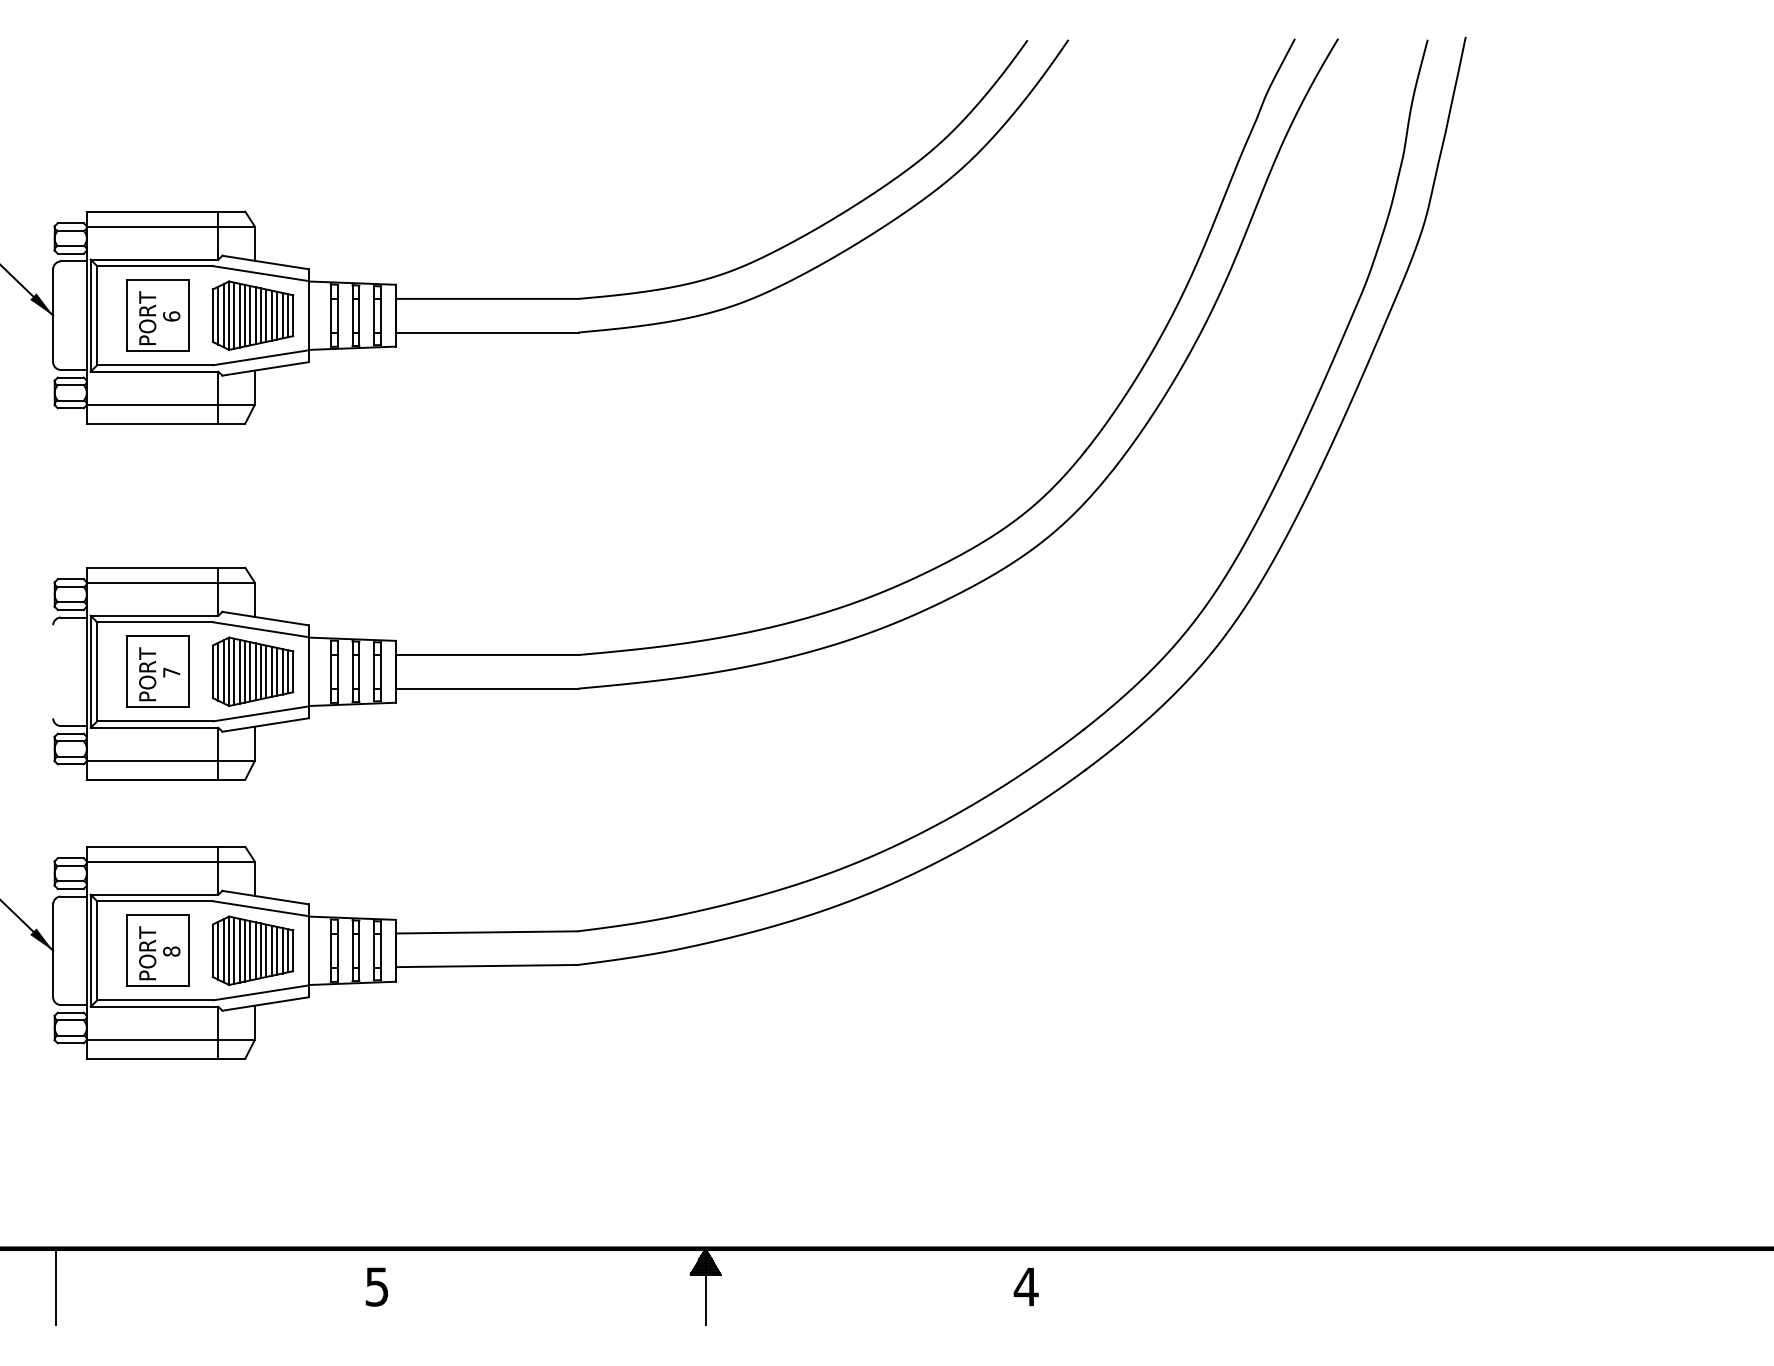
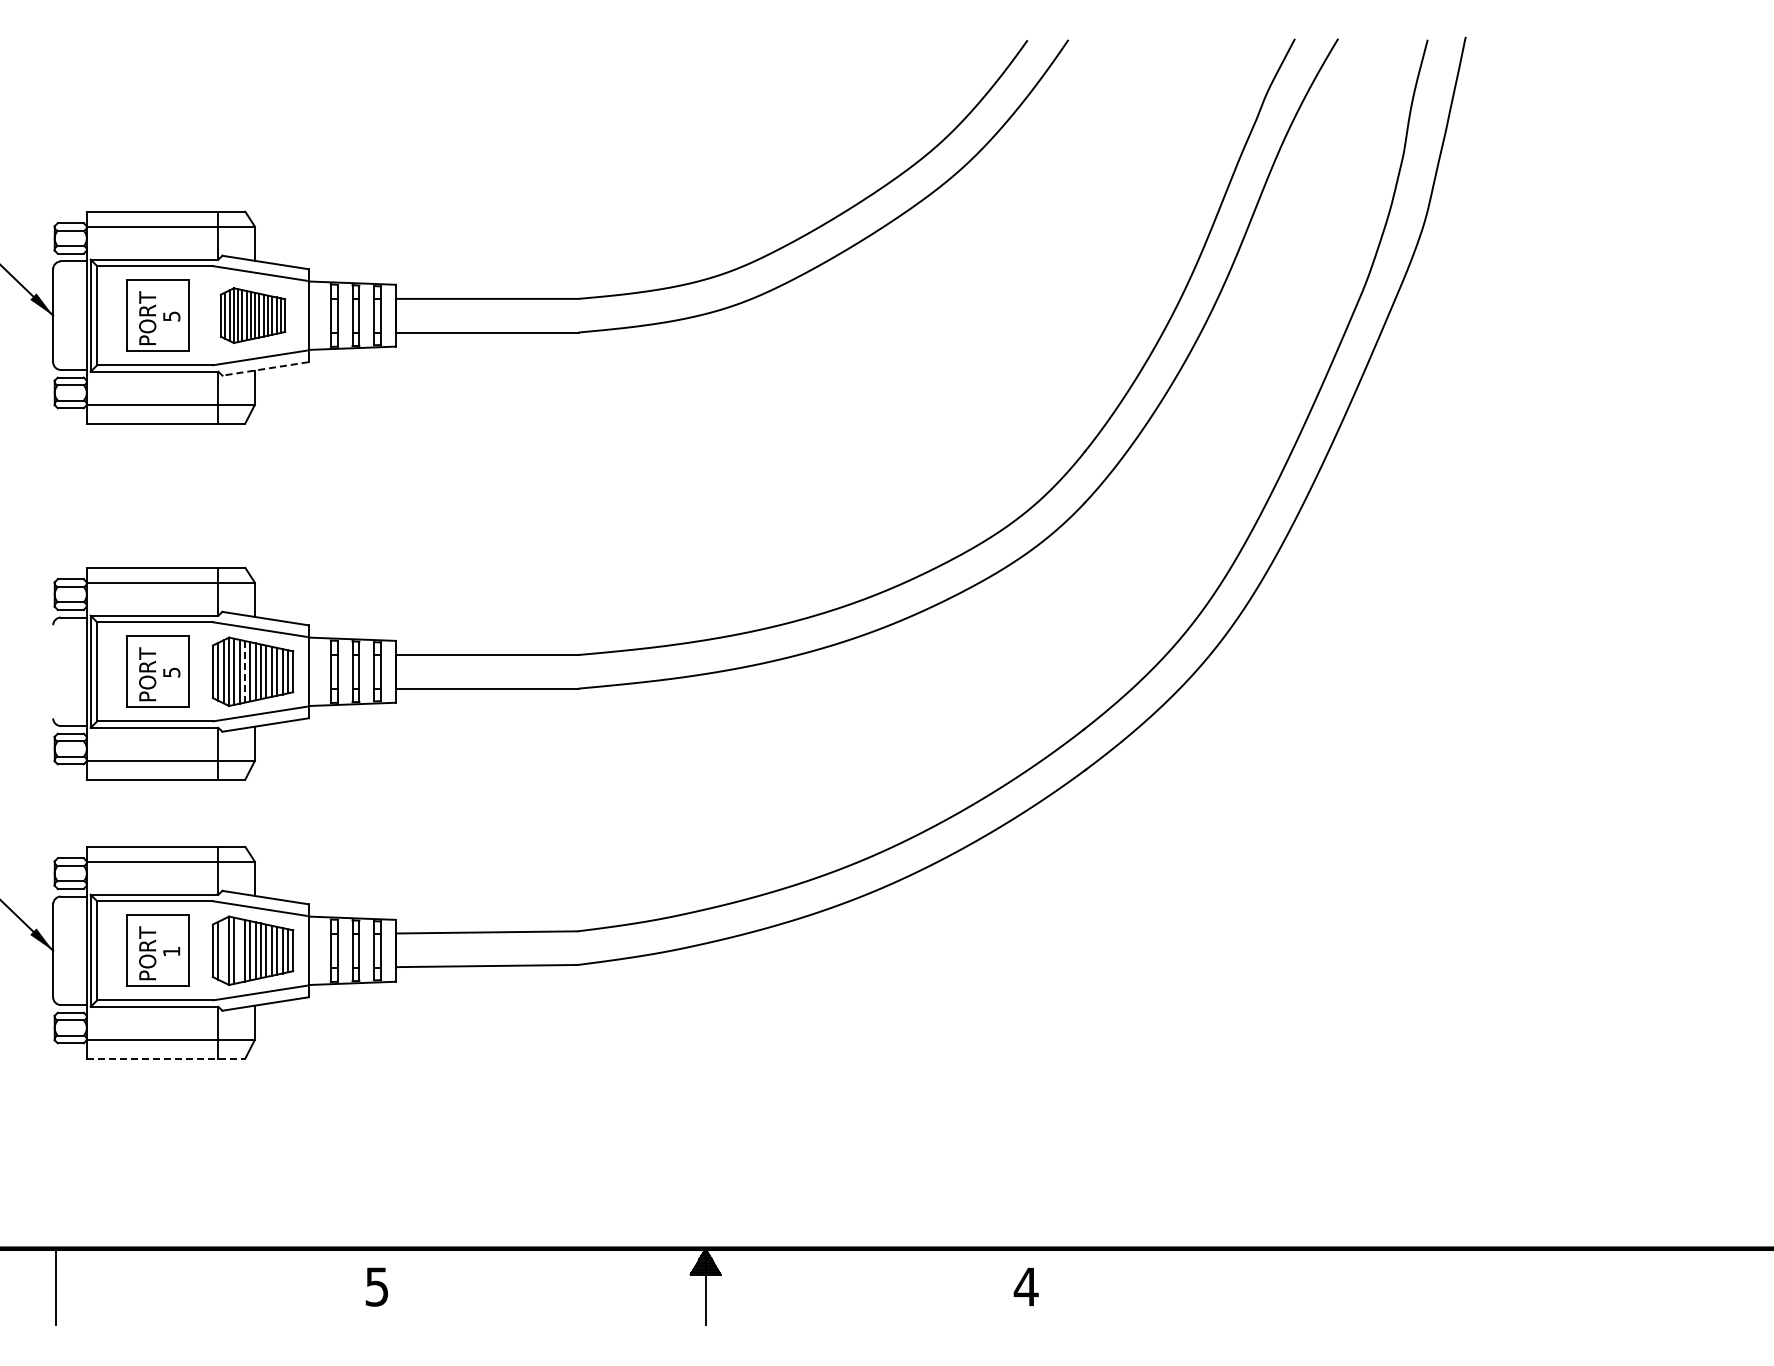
part size: 84x71 px -> 68x57 px (252, 315)
text: 6 -> 5 (171, 316)
line: solid -> dashed (265, 368)
line: solid -> dashed (245, 671)
text: 7 -> 5 (171, 672)
line: present -> none (223, 950)
line: present -> none (239, 950)
text: 8 -> 1 (171, 951)
line: solid -> dashed (166, 1058)
